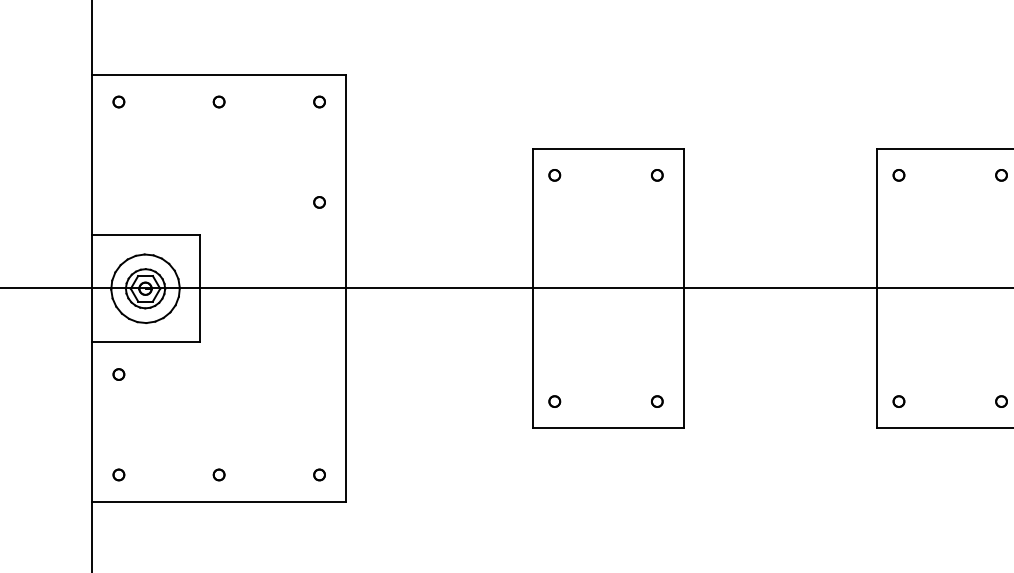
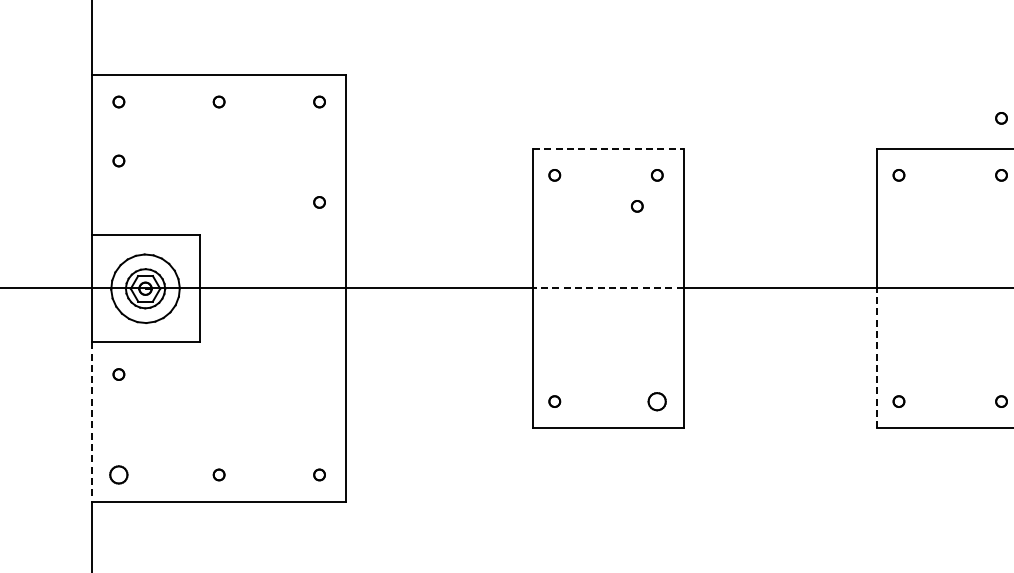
part: none -> present (1001, 118)
line: solid -> dashed (608, 148)
part: none -> present (118, 160)
part: none -> present (637, 206)
line: solid -> dashed (607, 288)
line: solid -> dashed (877, 358)
part size: 13x13 px -> 20x20 px (656, 401)
line: solid -> dashed (92, 421)
part size: 14x14 px -> 20x20 px (118, 474)
